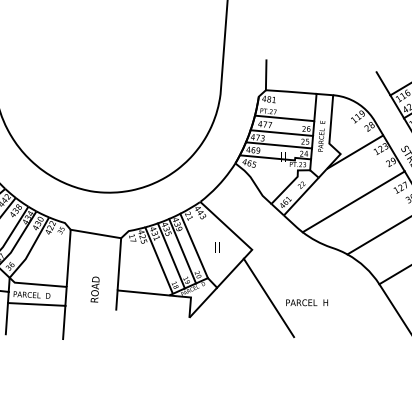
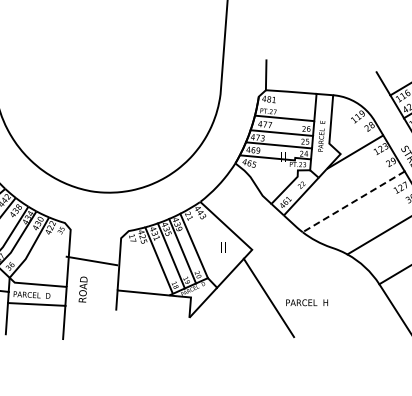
line: solid -> dashed (353, 202)
line position: (95, 233) -> (91, 260) (91, 260)
text position: (217, 247) -> (223, 247) (223, 247)
text position: (94, 289) -> (82, 289) (82, 289)
